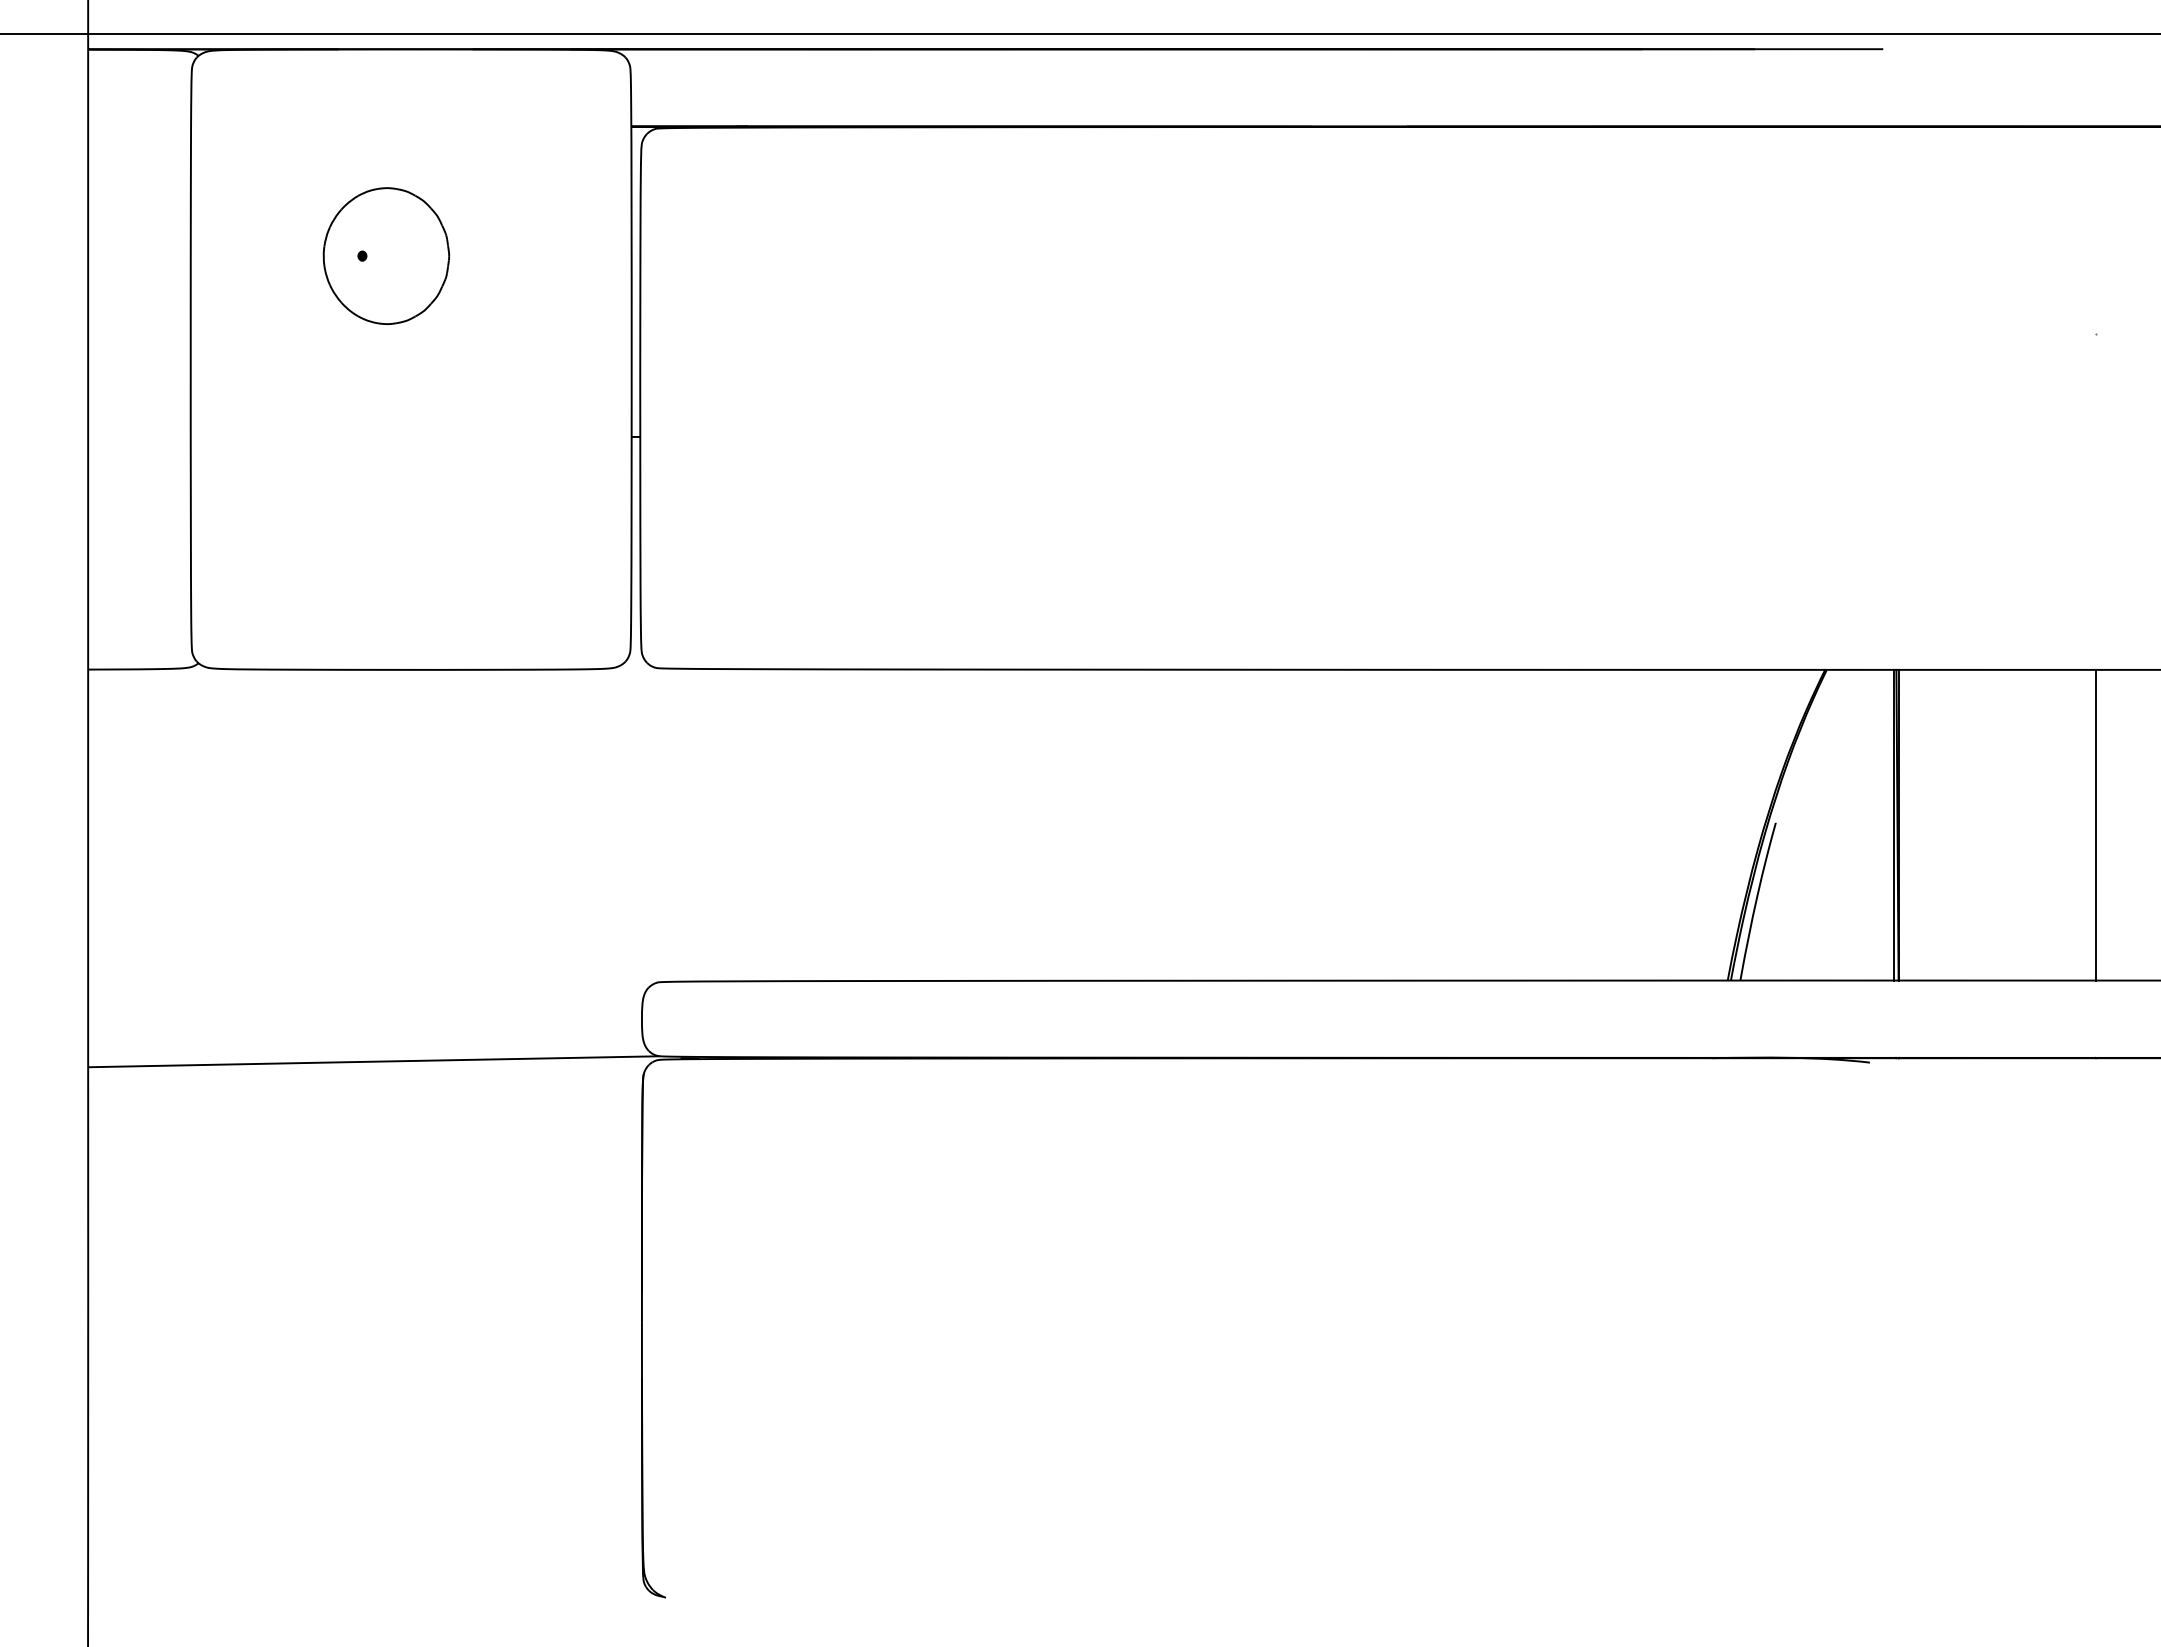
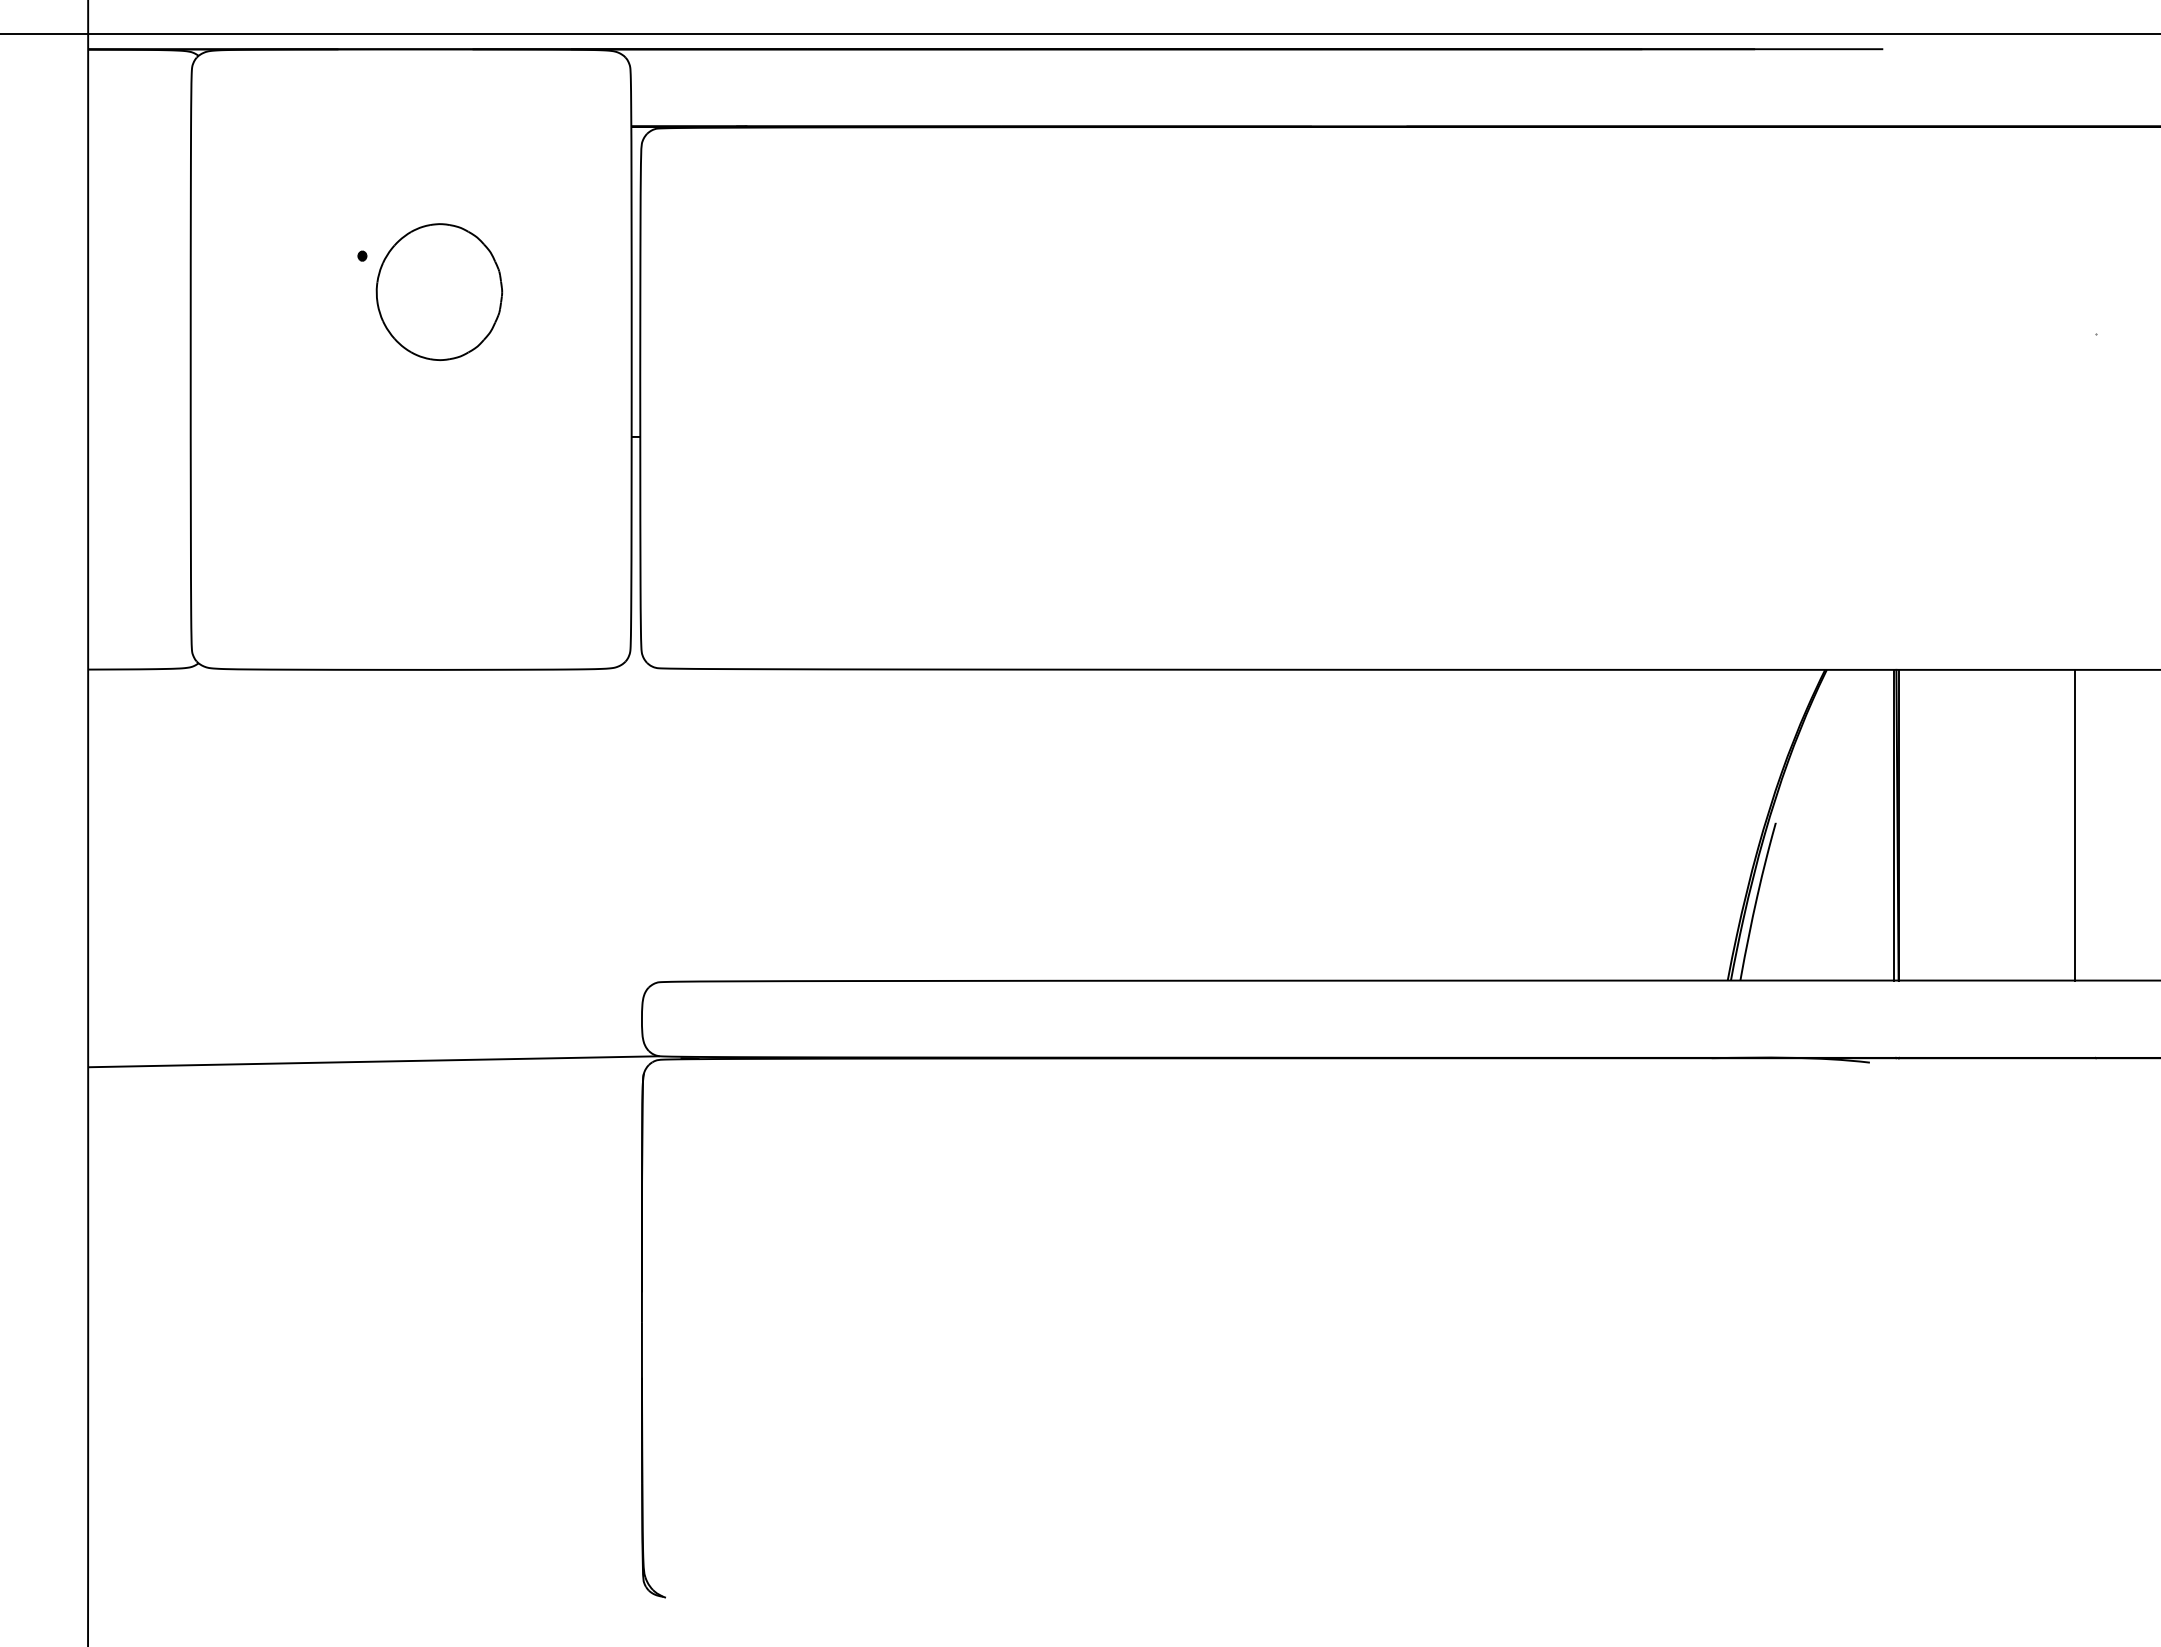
part position: (386, 255) -> (439, 291) (439, 291)
line position: (2095, 824) -> (2074, 824) (2074, 824)
